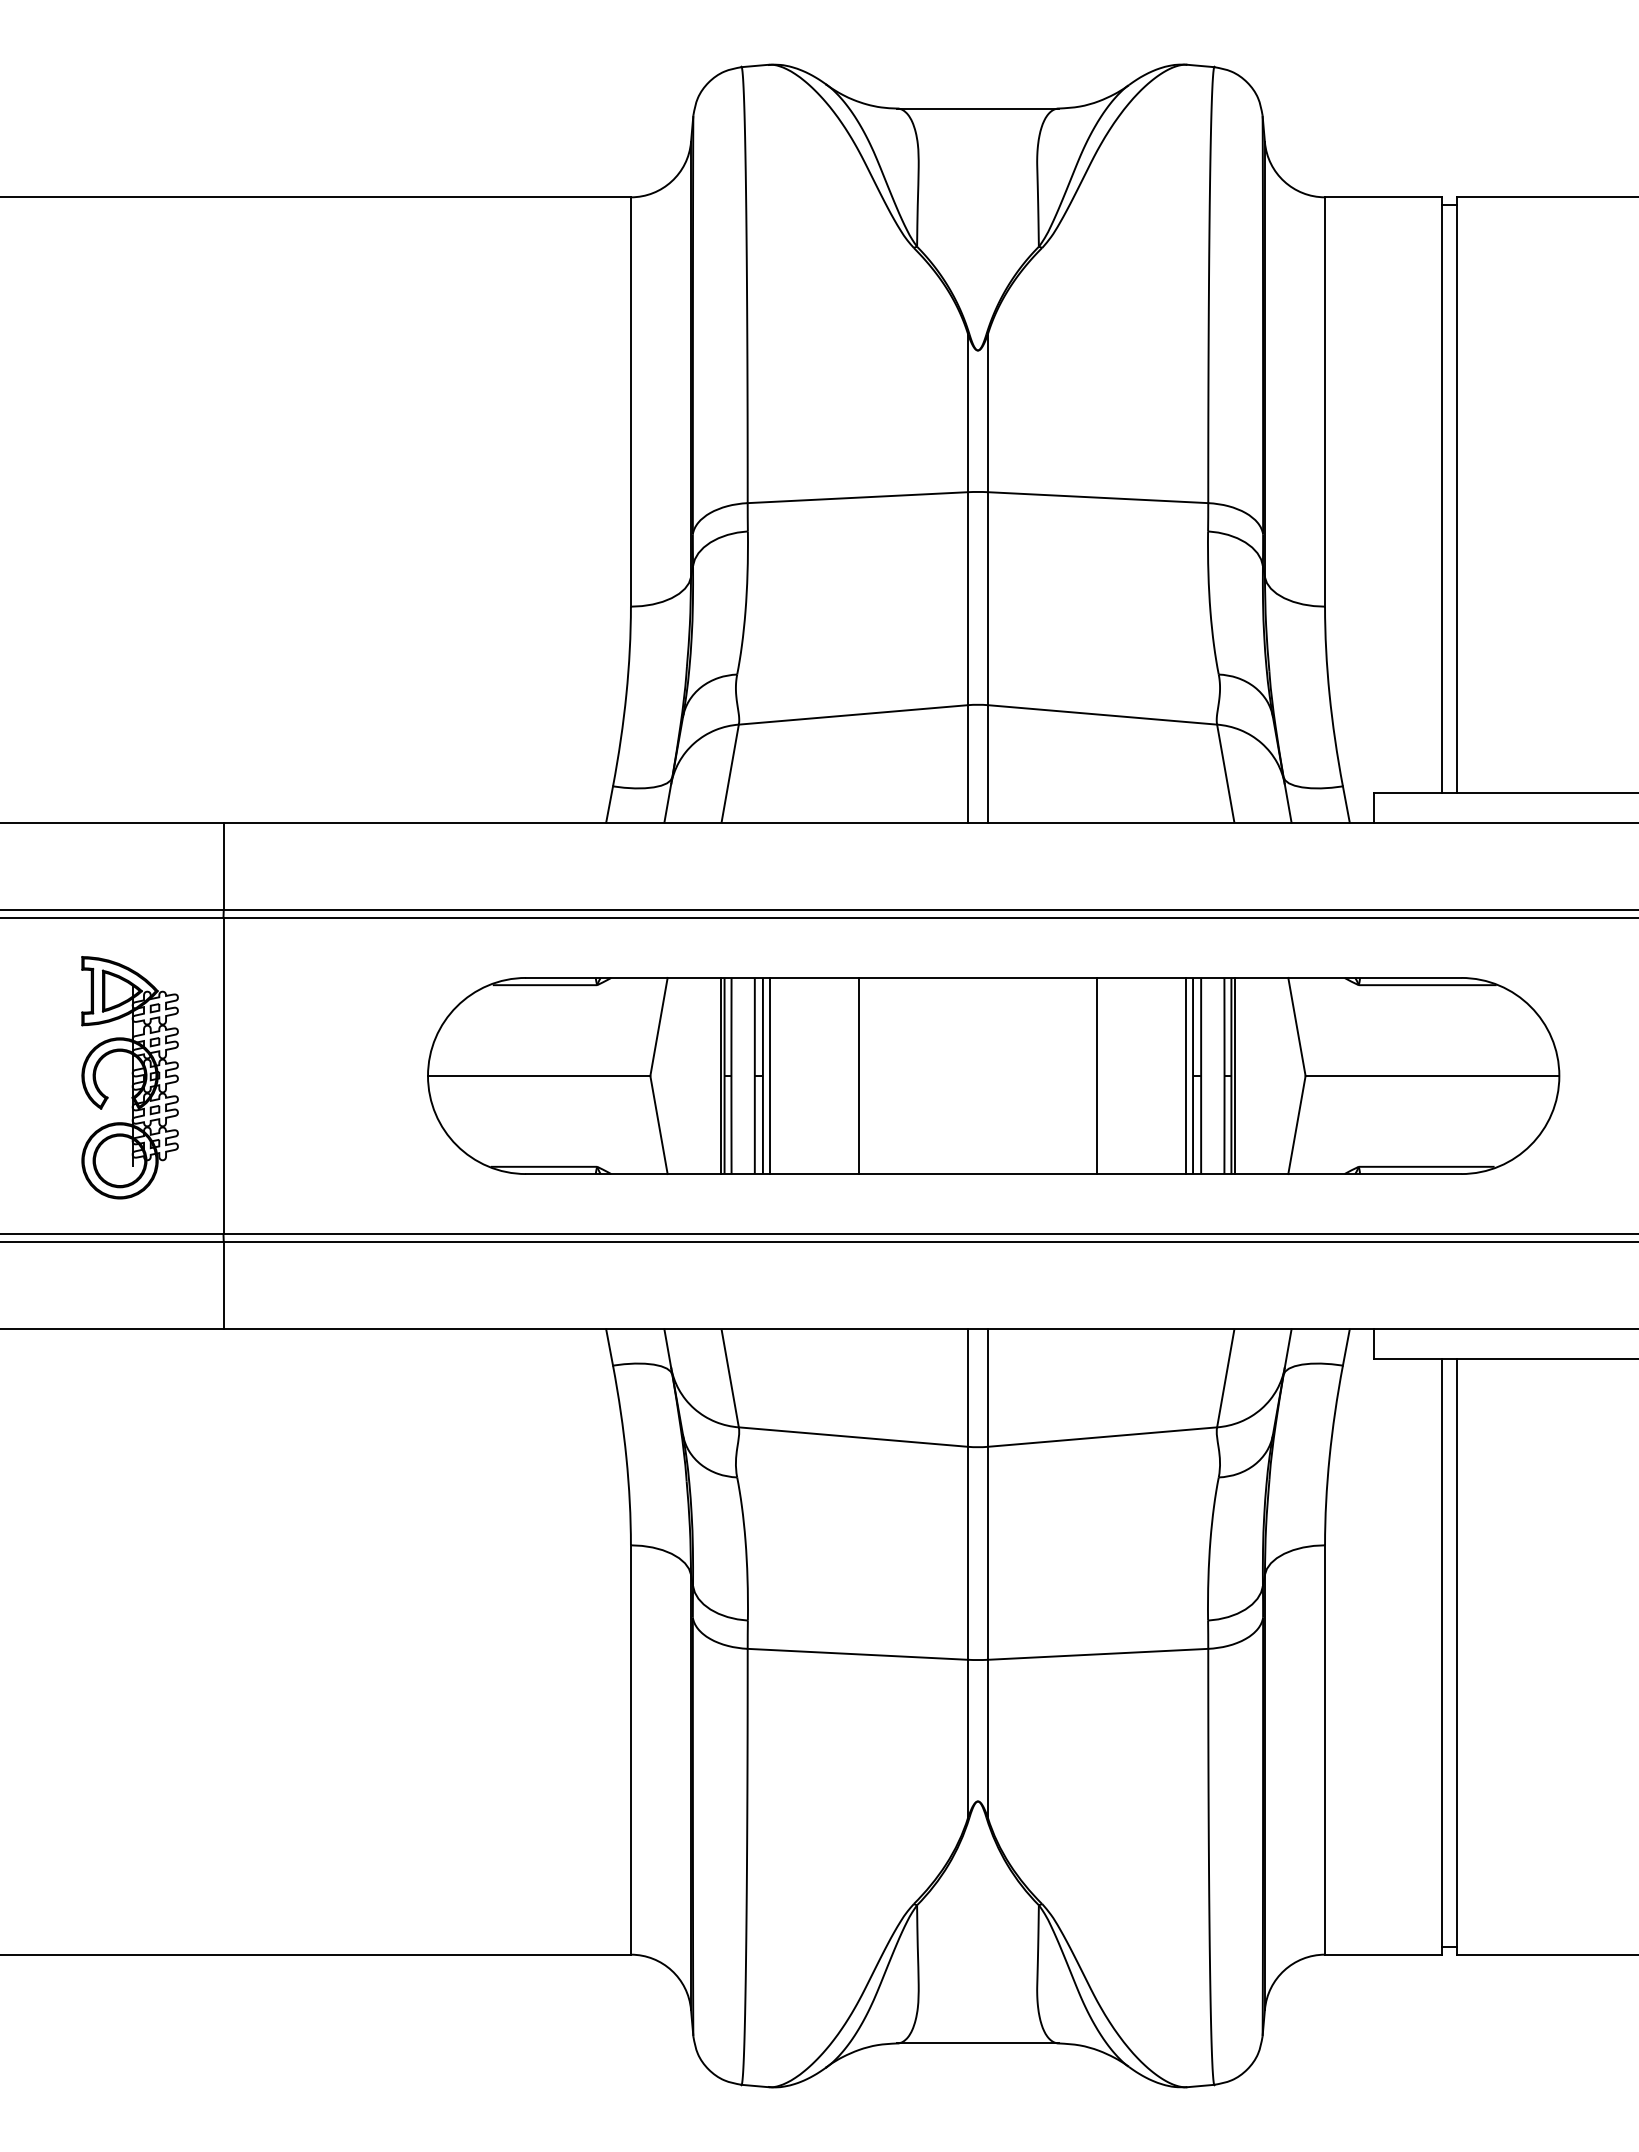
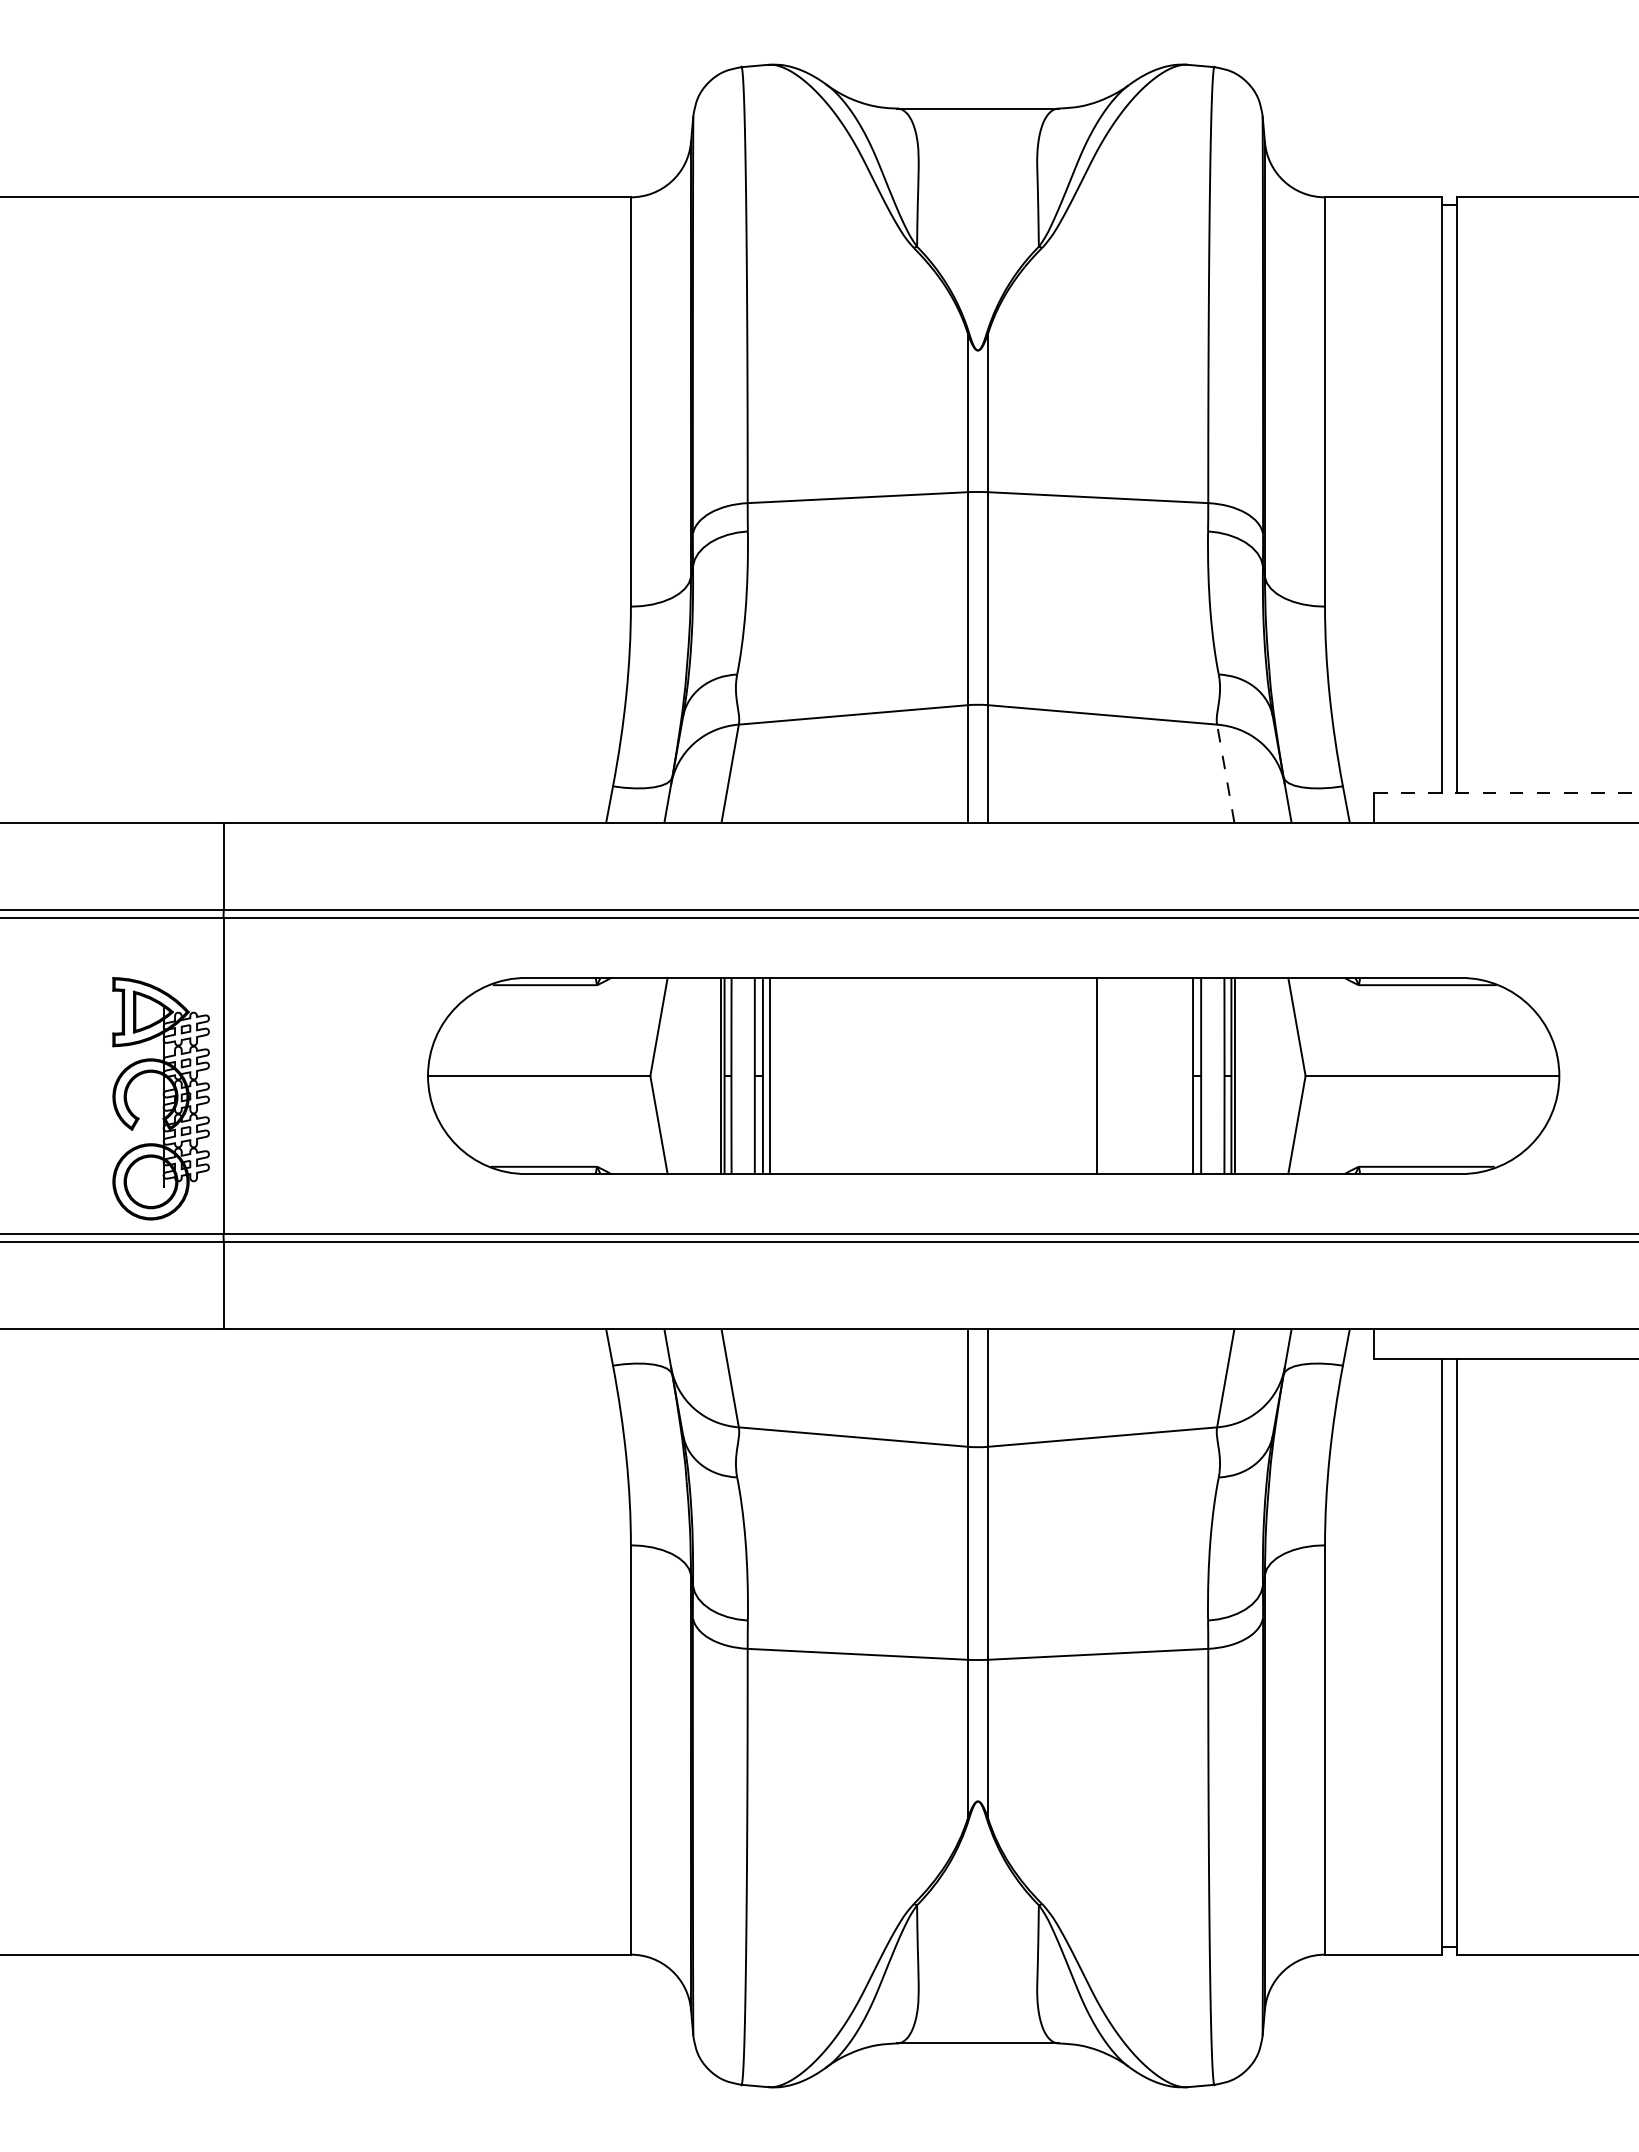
line: solid -> dashed (1225, 773)
line: solid -> dashed (1506, 793)
line: present -> none (859, 1075)
line: present -> none (1186, 1075)
part position: (129, 1077) -> (160, 1098) (160, 1098)
